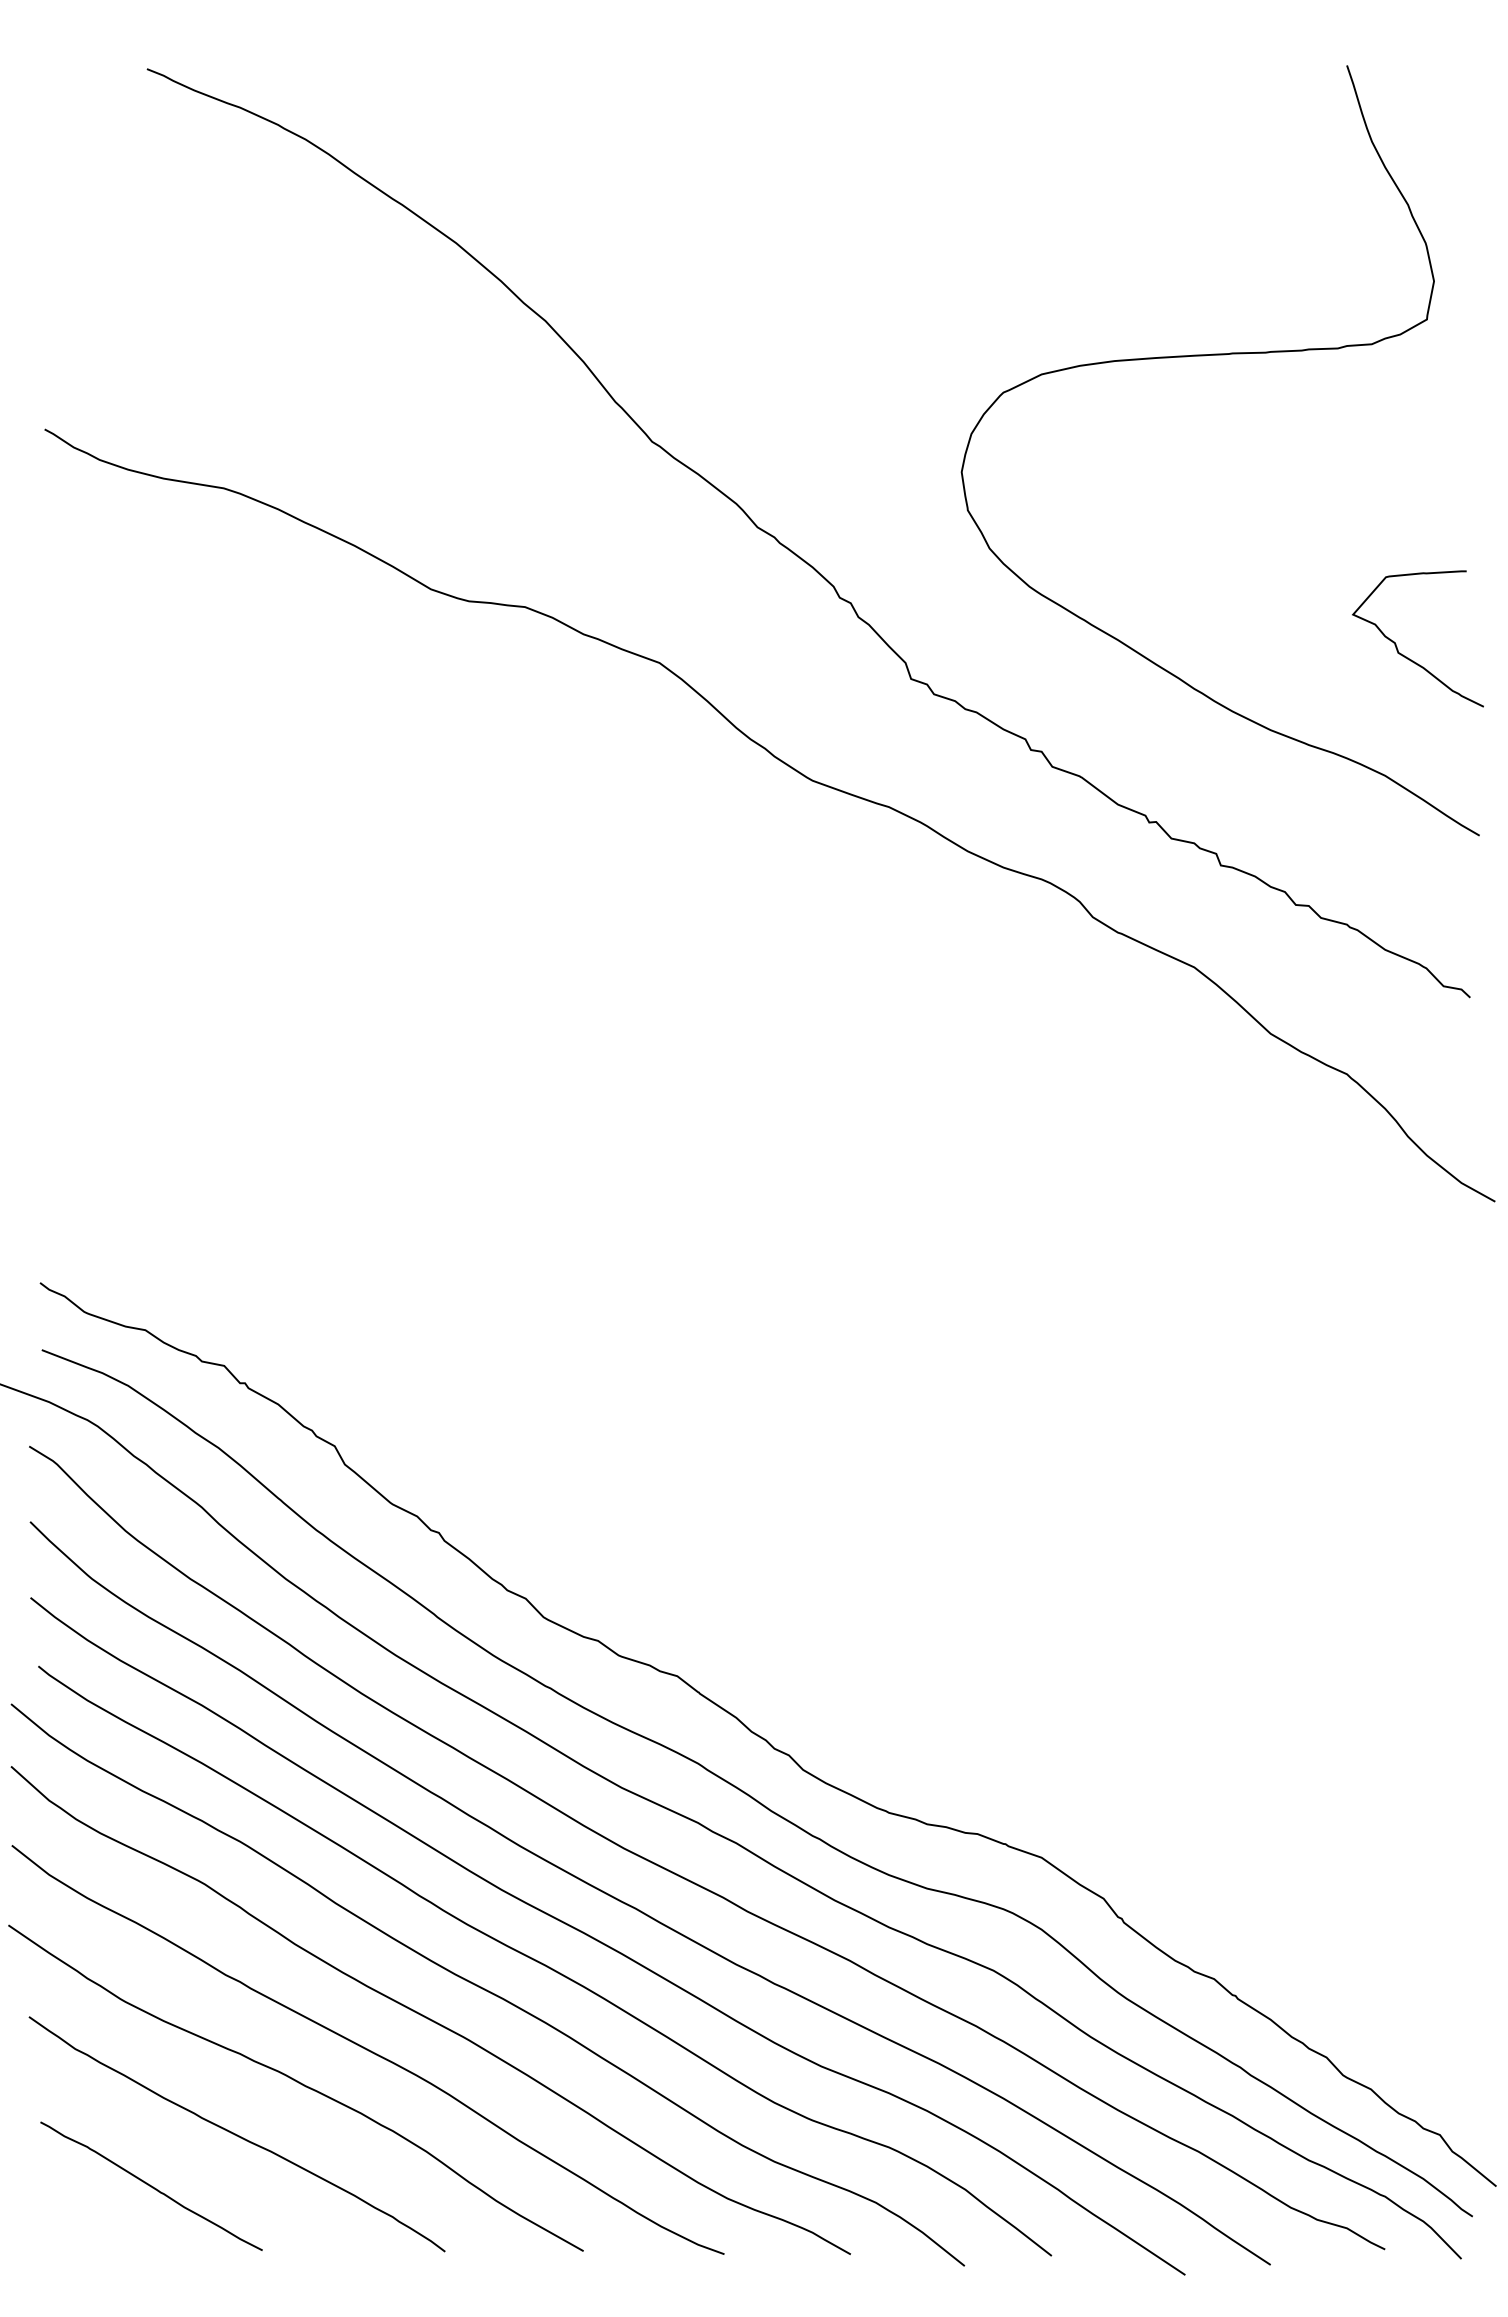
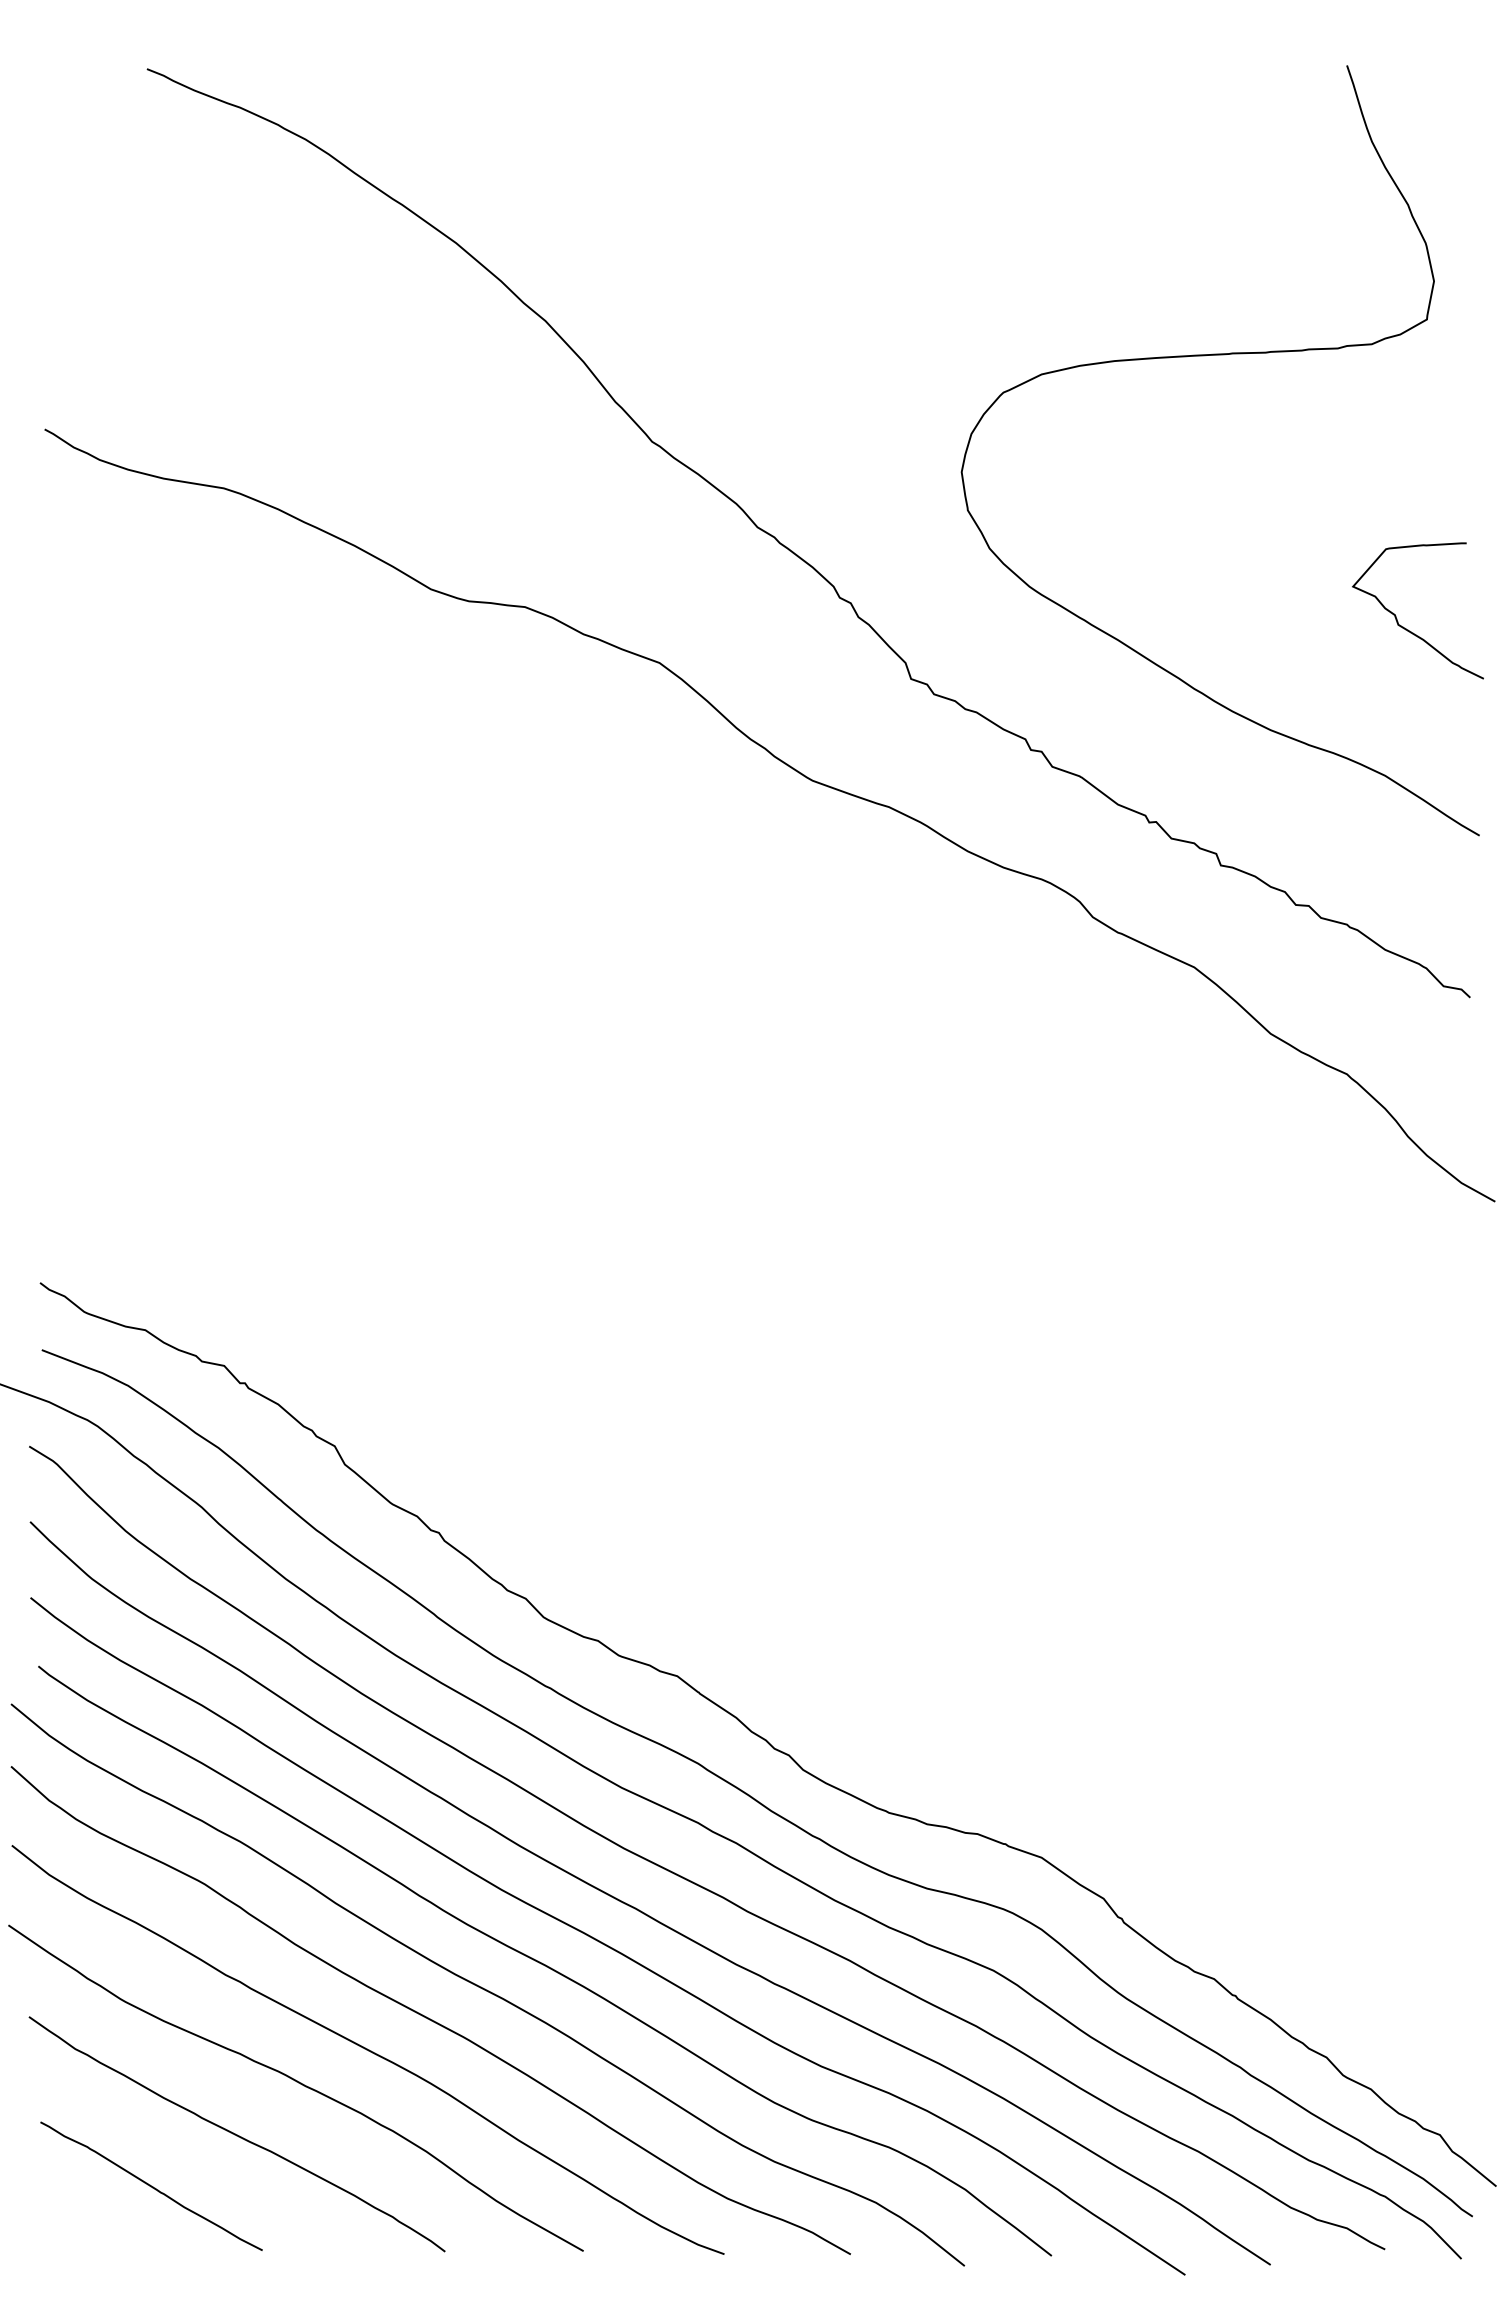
curve position: (1408, 657) -> (1408, 629) (1408, 629)
